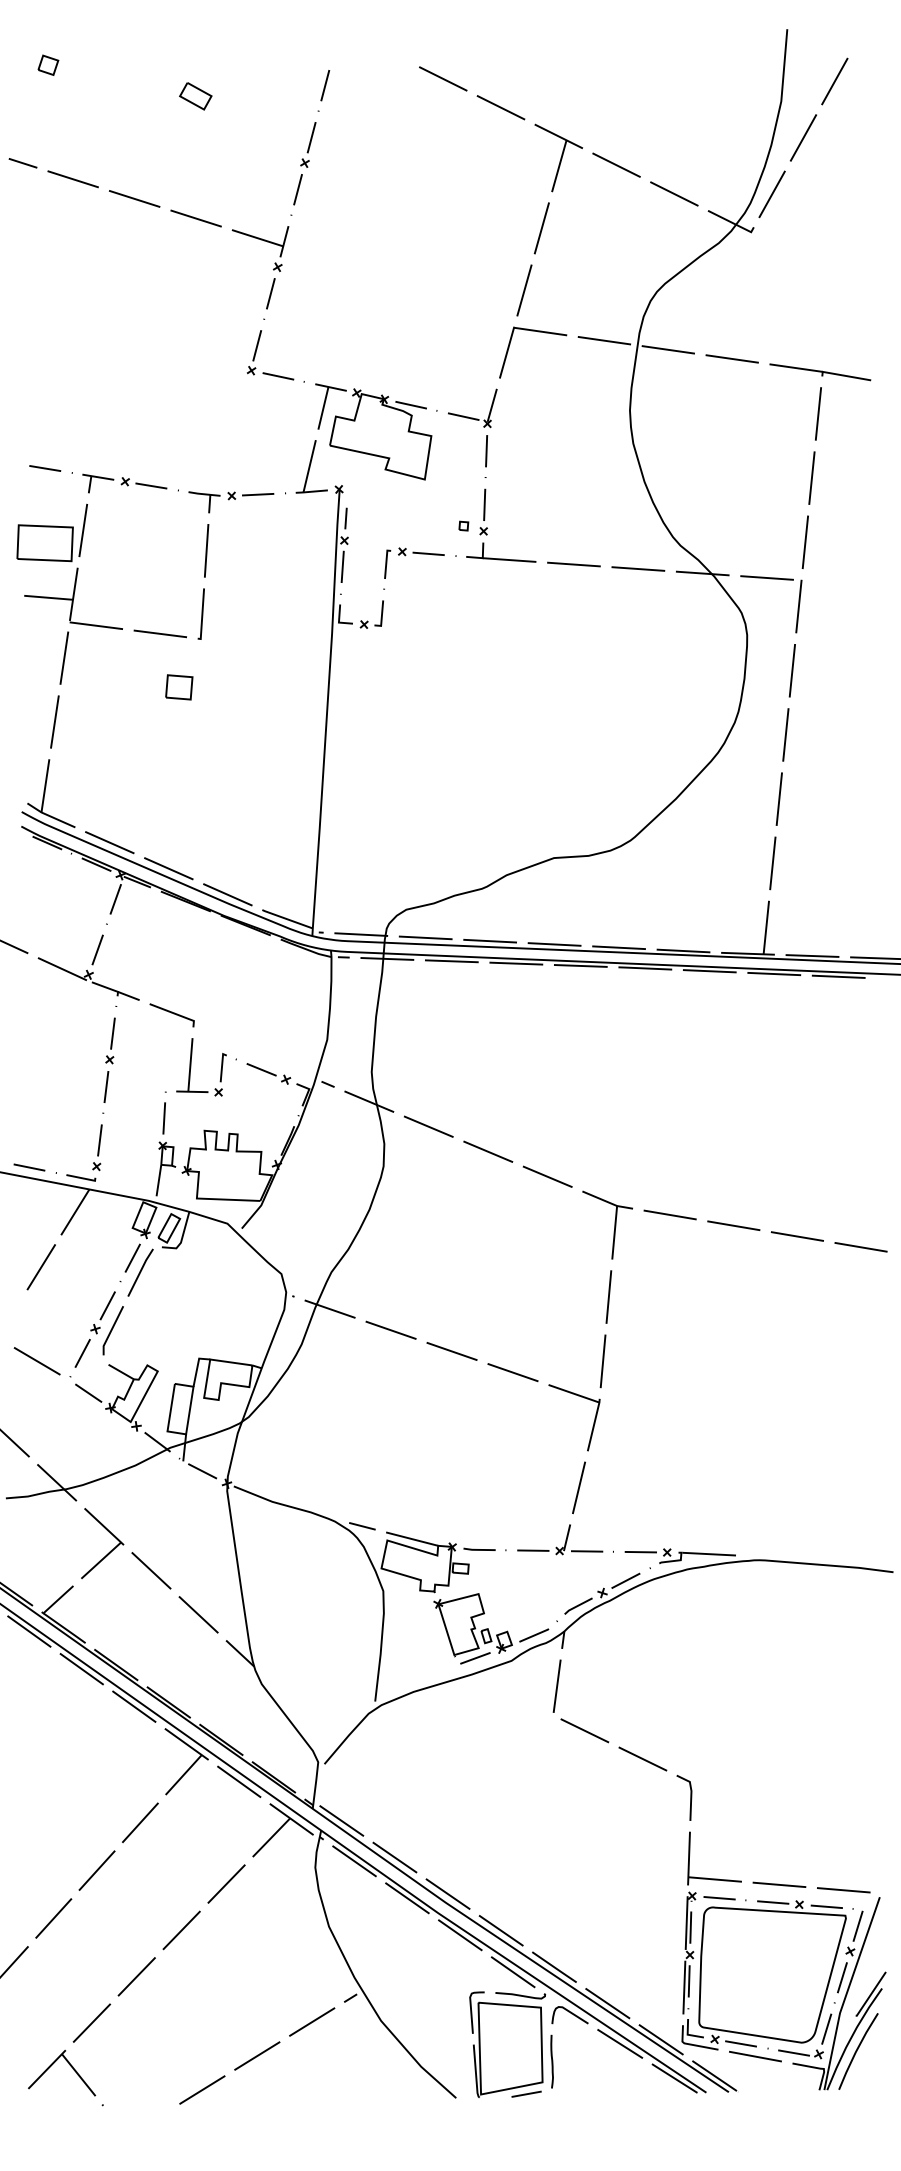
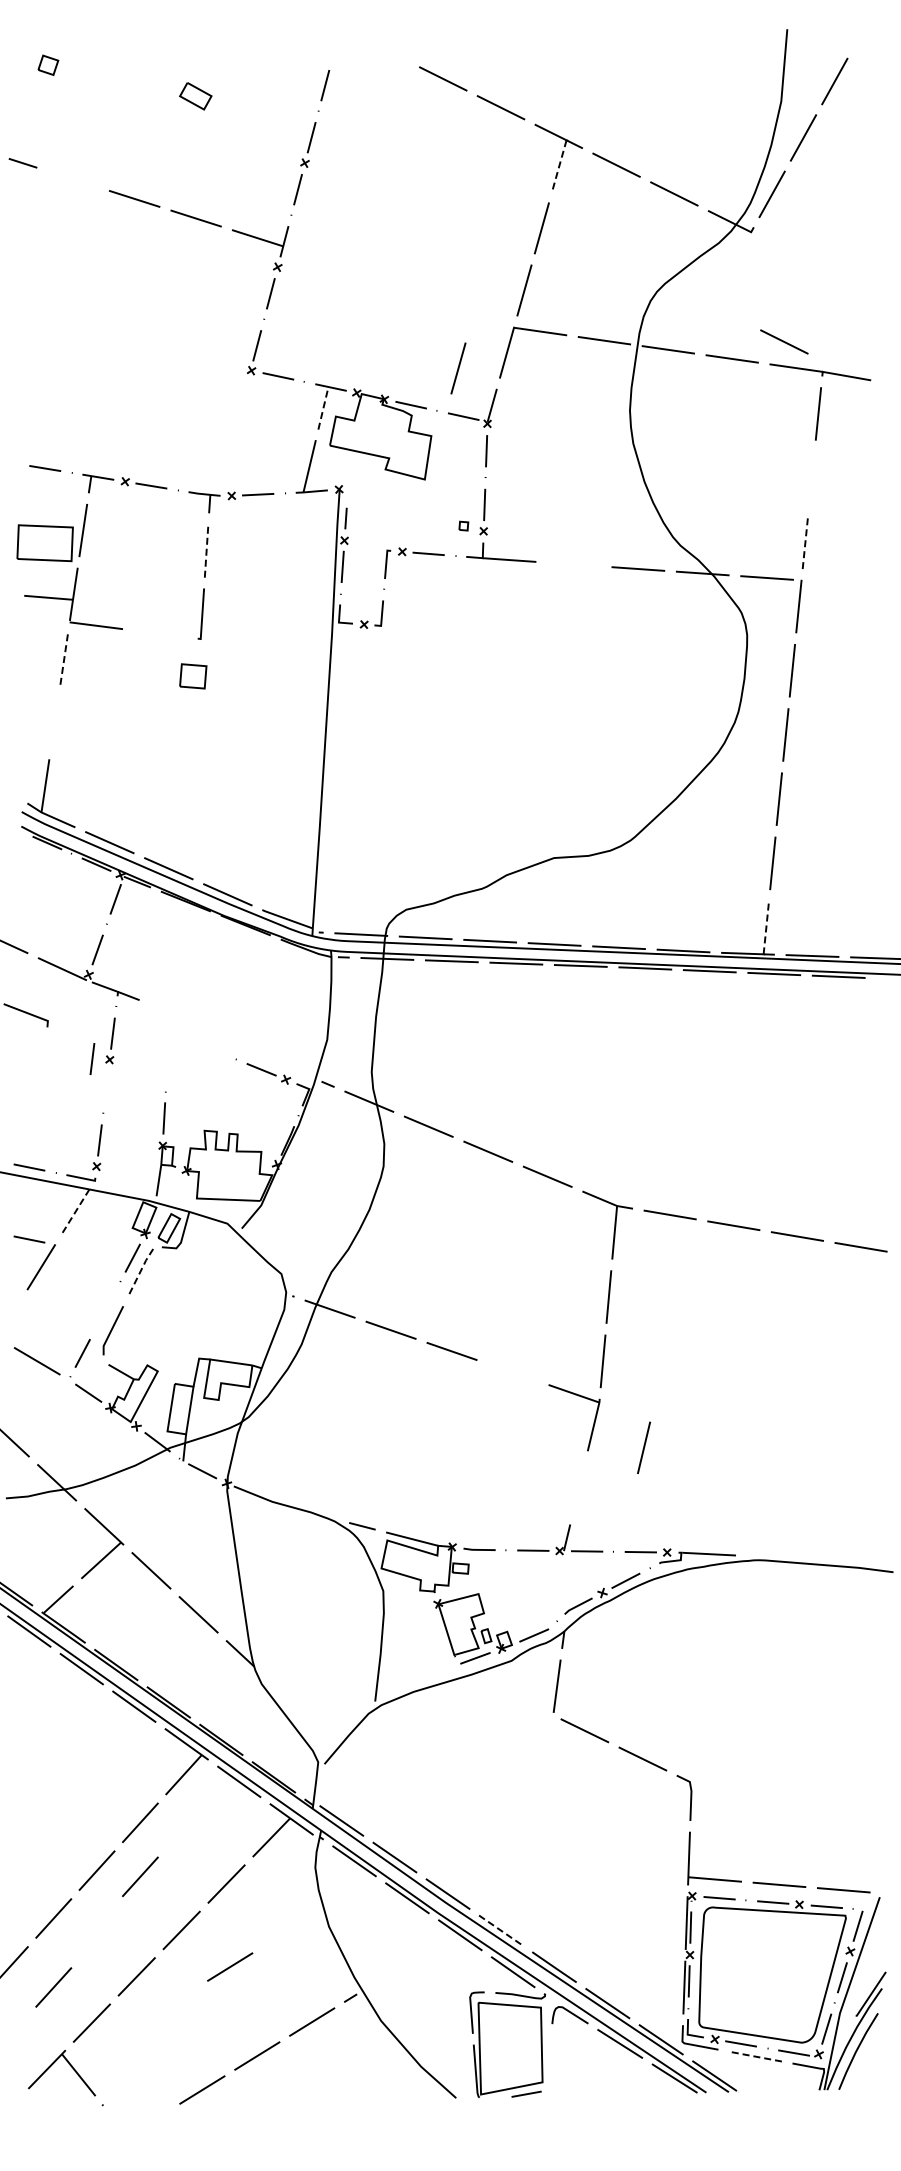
line: solid -> dashed (559, 166)
line: present -> none (72, 179)
line: none -> present (784, 341)
line: none -> present (458, 368)
line: solid -> dashed (323, 408)
line: present -> none (811, 477)
line: solid -> dashed (805, 542)
line: solid -> dashed (206, 550)
line: present -> none (573, 564)
line: present -> none (159, 633)
line: solid -> dashed (64, 658)
part position: (179, 687) -> (193, 676) (193, 676)
line: present -> none (54, 721)
line: solid -> dashed (766, 927)
line position: (171, 1013) -> (25, 1013) (25, 1013)
part: present -> none (191, 1067)
line position: (106, 1086) -> (92, 1058) (92, 1058)
line: solid -> dashed (75, 1212)
line: none -> present (29, 1239)
line: solid -> dashed (140, 1271)
part: present -> none (102, 1312)
line: present -> none (512, 1372)
line position: (578, 1487) -> (643, 1447) (643, 1447)
line: none -> present (140, 1876)
line: solid -> dashed (501, 1930)
line: none -> present (230, 1966)
line: none -> present (53, 1987)
line: solid -> dashed (755, 2056)
line: present -> none (551, 2061)
